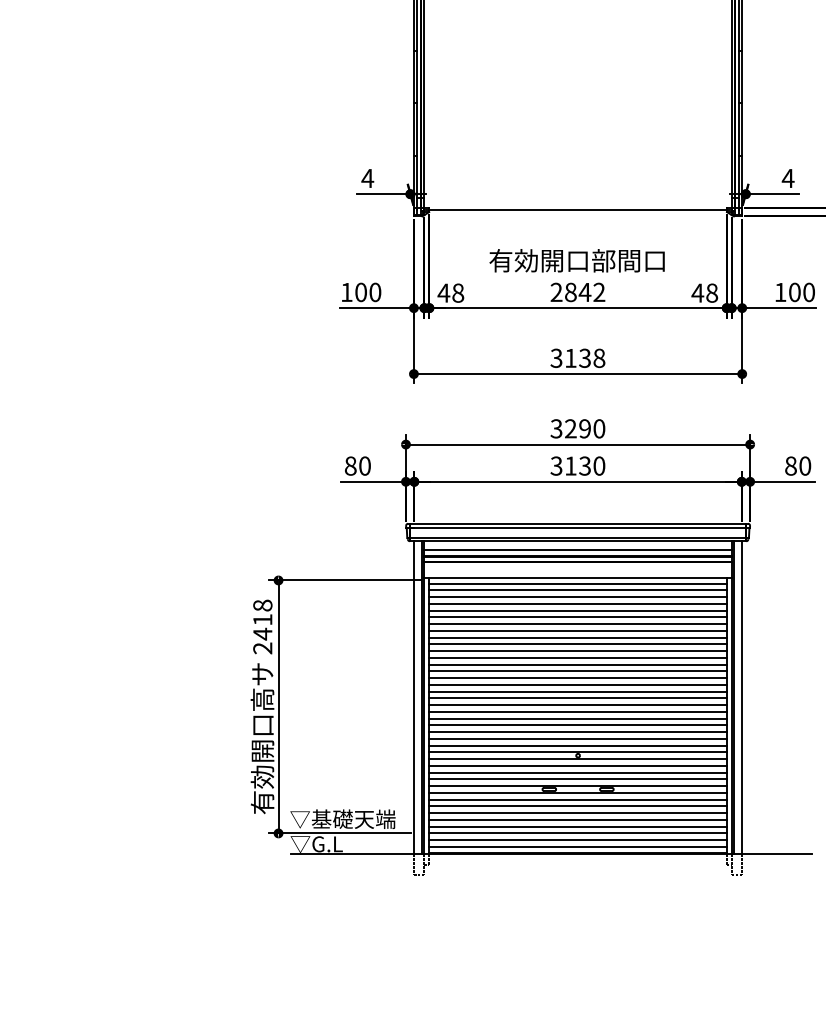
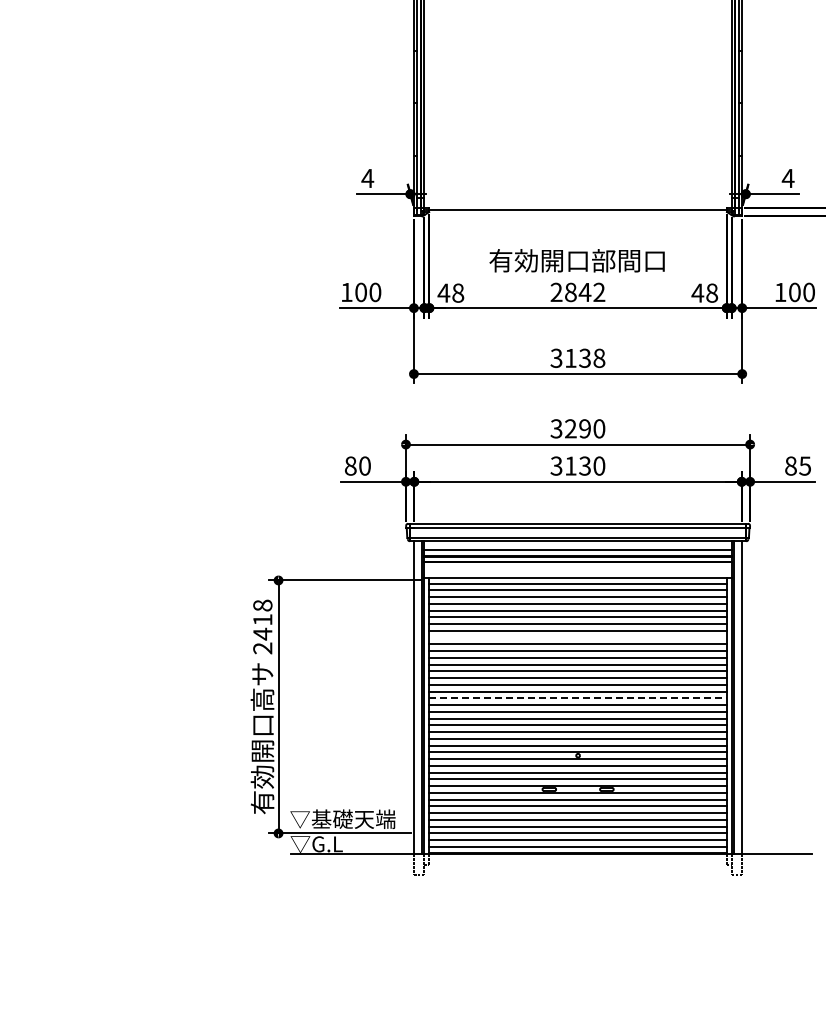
text: 80 -> 85 (805, 465)
line: present -> none (577, 637)
line: solid -> dashed (578, 698)
